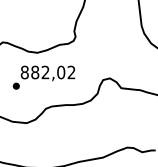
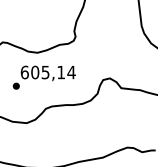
text: 882,02 -> 605,14 (47, 72)
